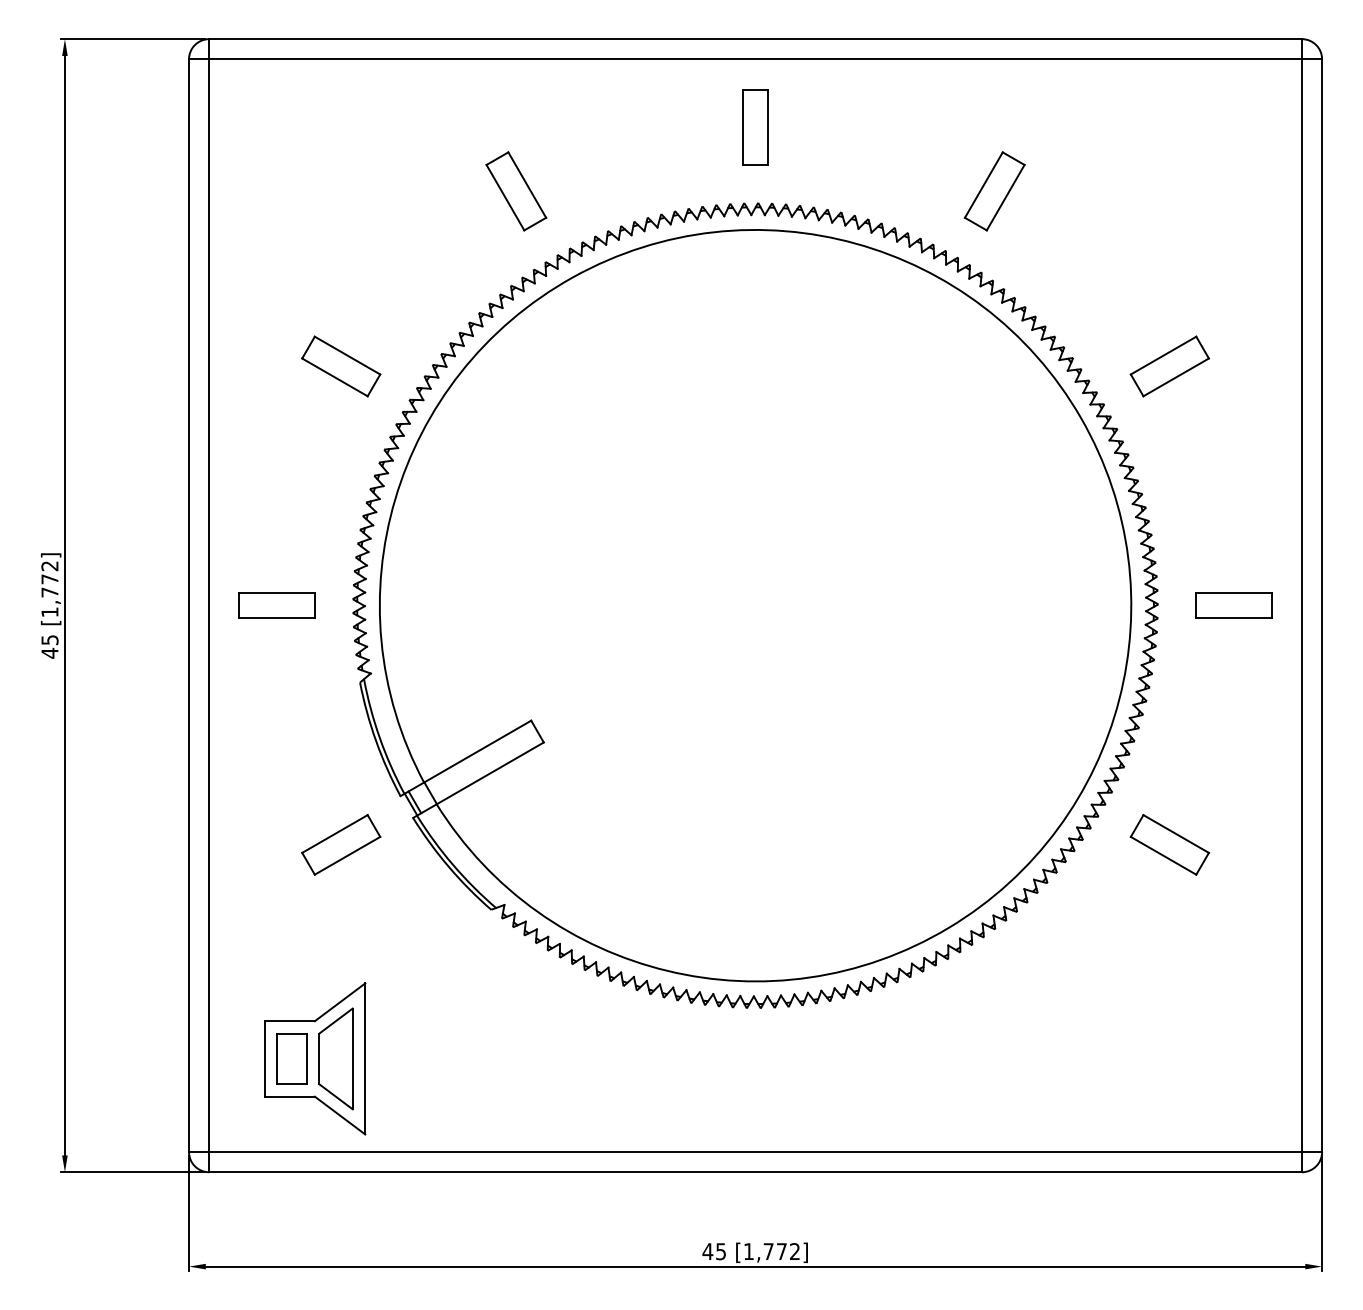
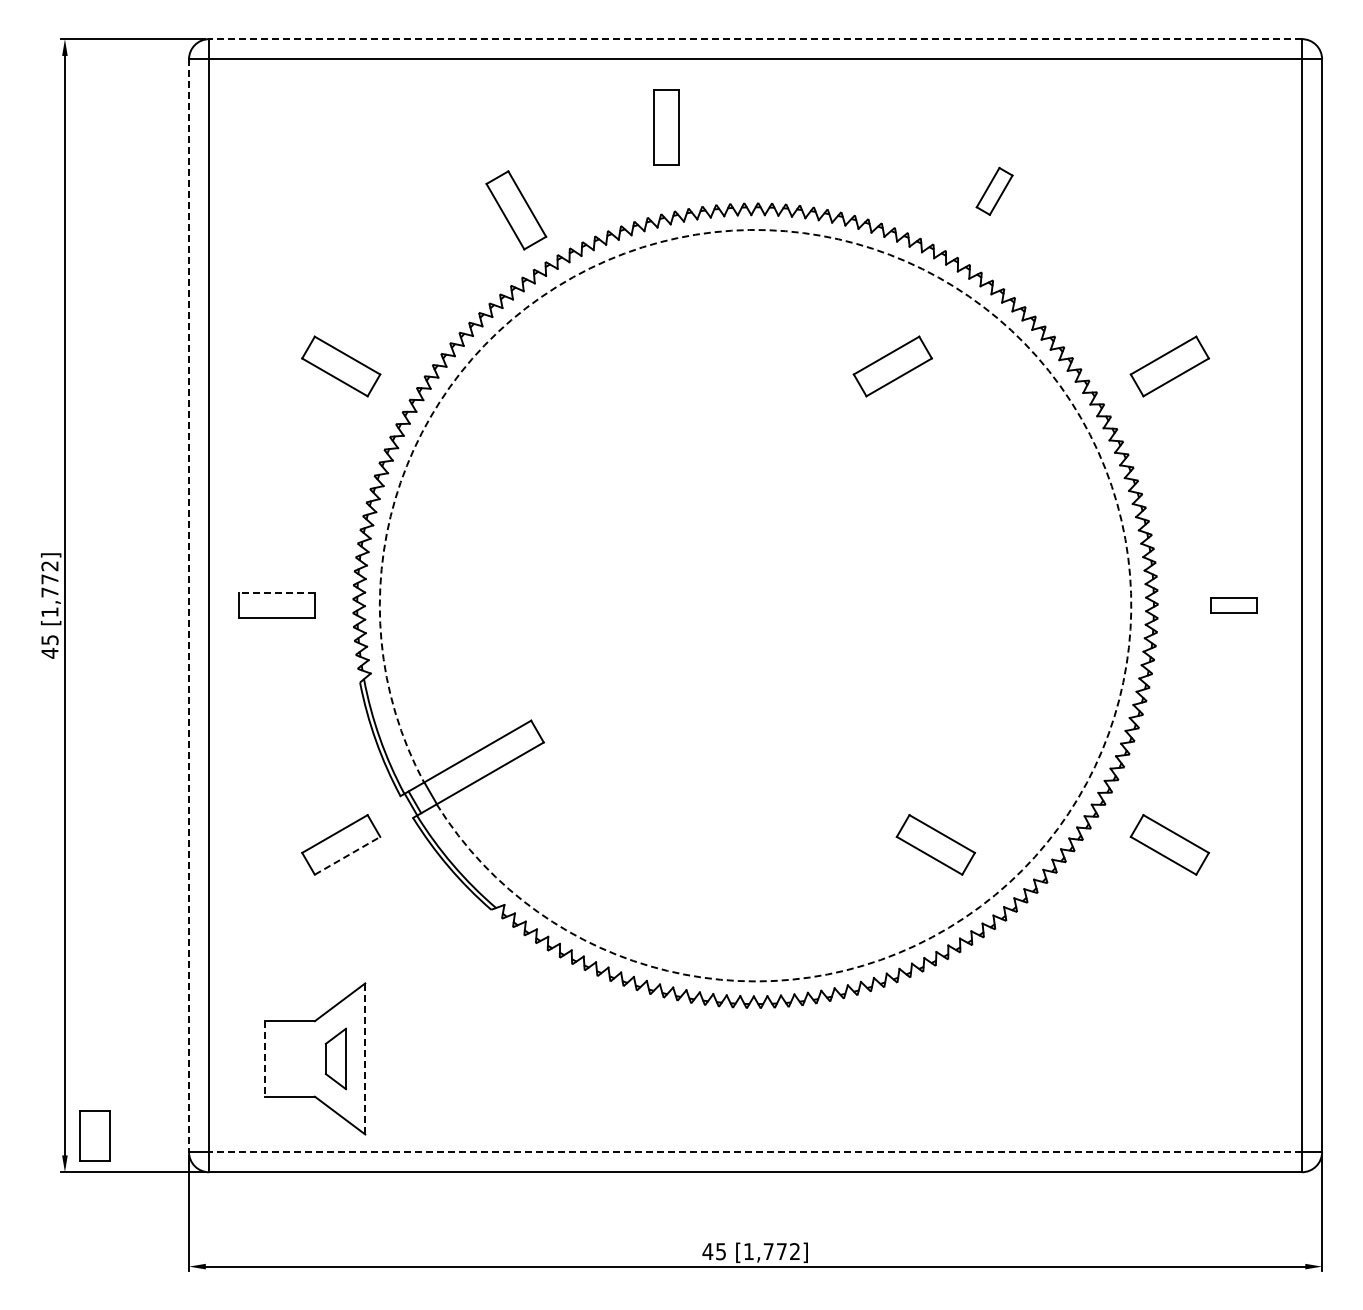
line: solid -> dashed (755, 39)
part position: (755, 127) -> (666, 127) (666, 127)
part position: (516, 191) -> (516, 210) (516, 210)
part size: 63x81 px -> 39x50 px (994, 190)
part: none -> present (892, 366)
arc: solid -> dashed (1080, 417)
line: solid -> dashed (277, 593)
part size: 78x27 px -> 48x17 px (1233, 605)
line: solid -> dashed (189, 606)
part: none -> present (935, 844)
line: solid -> dashed (347, 855)
line: solid -> dashed (264, 1058)
part position: (291, 1058) -> (94, 1135) (94, 1135)
part size: 36x104 px -> 23x64 px (335, 1058)
line: solid -> dashed (365, 1058)
line: solid -> dashed (755, 1152)
